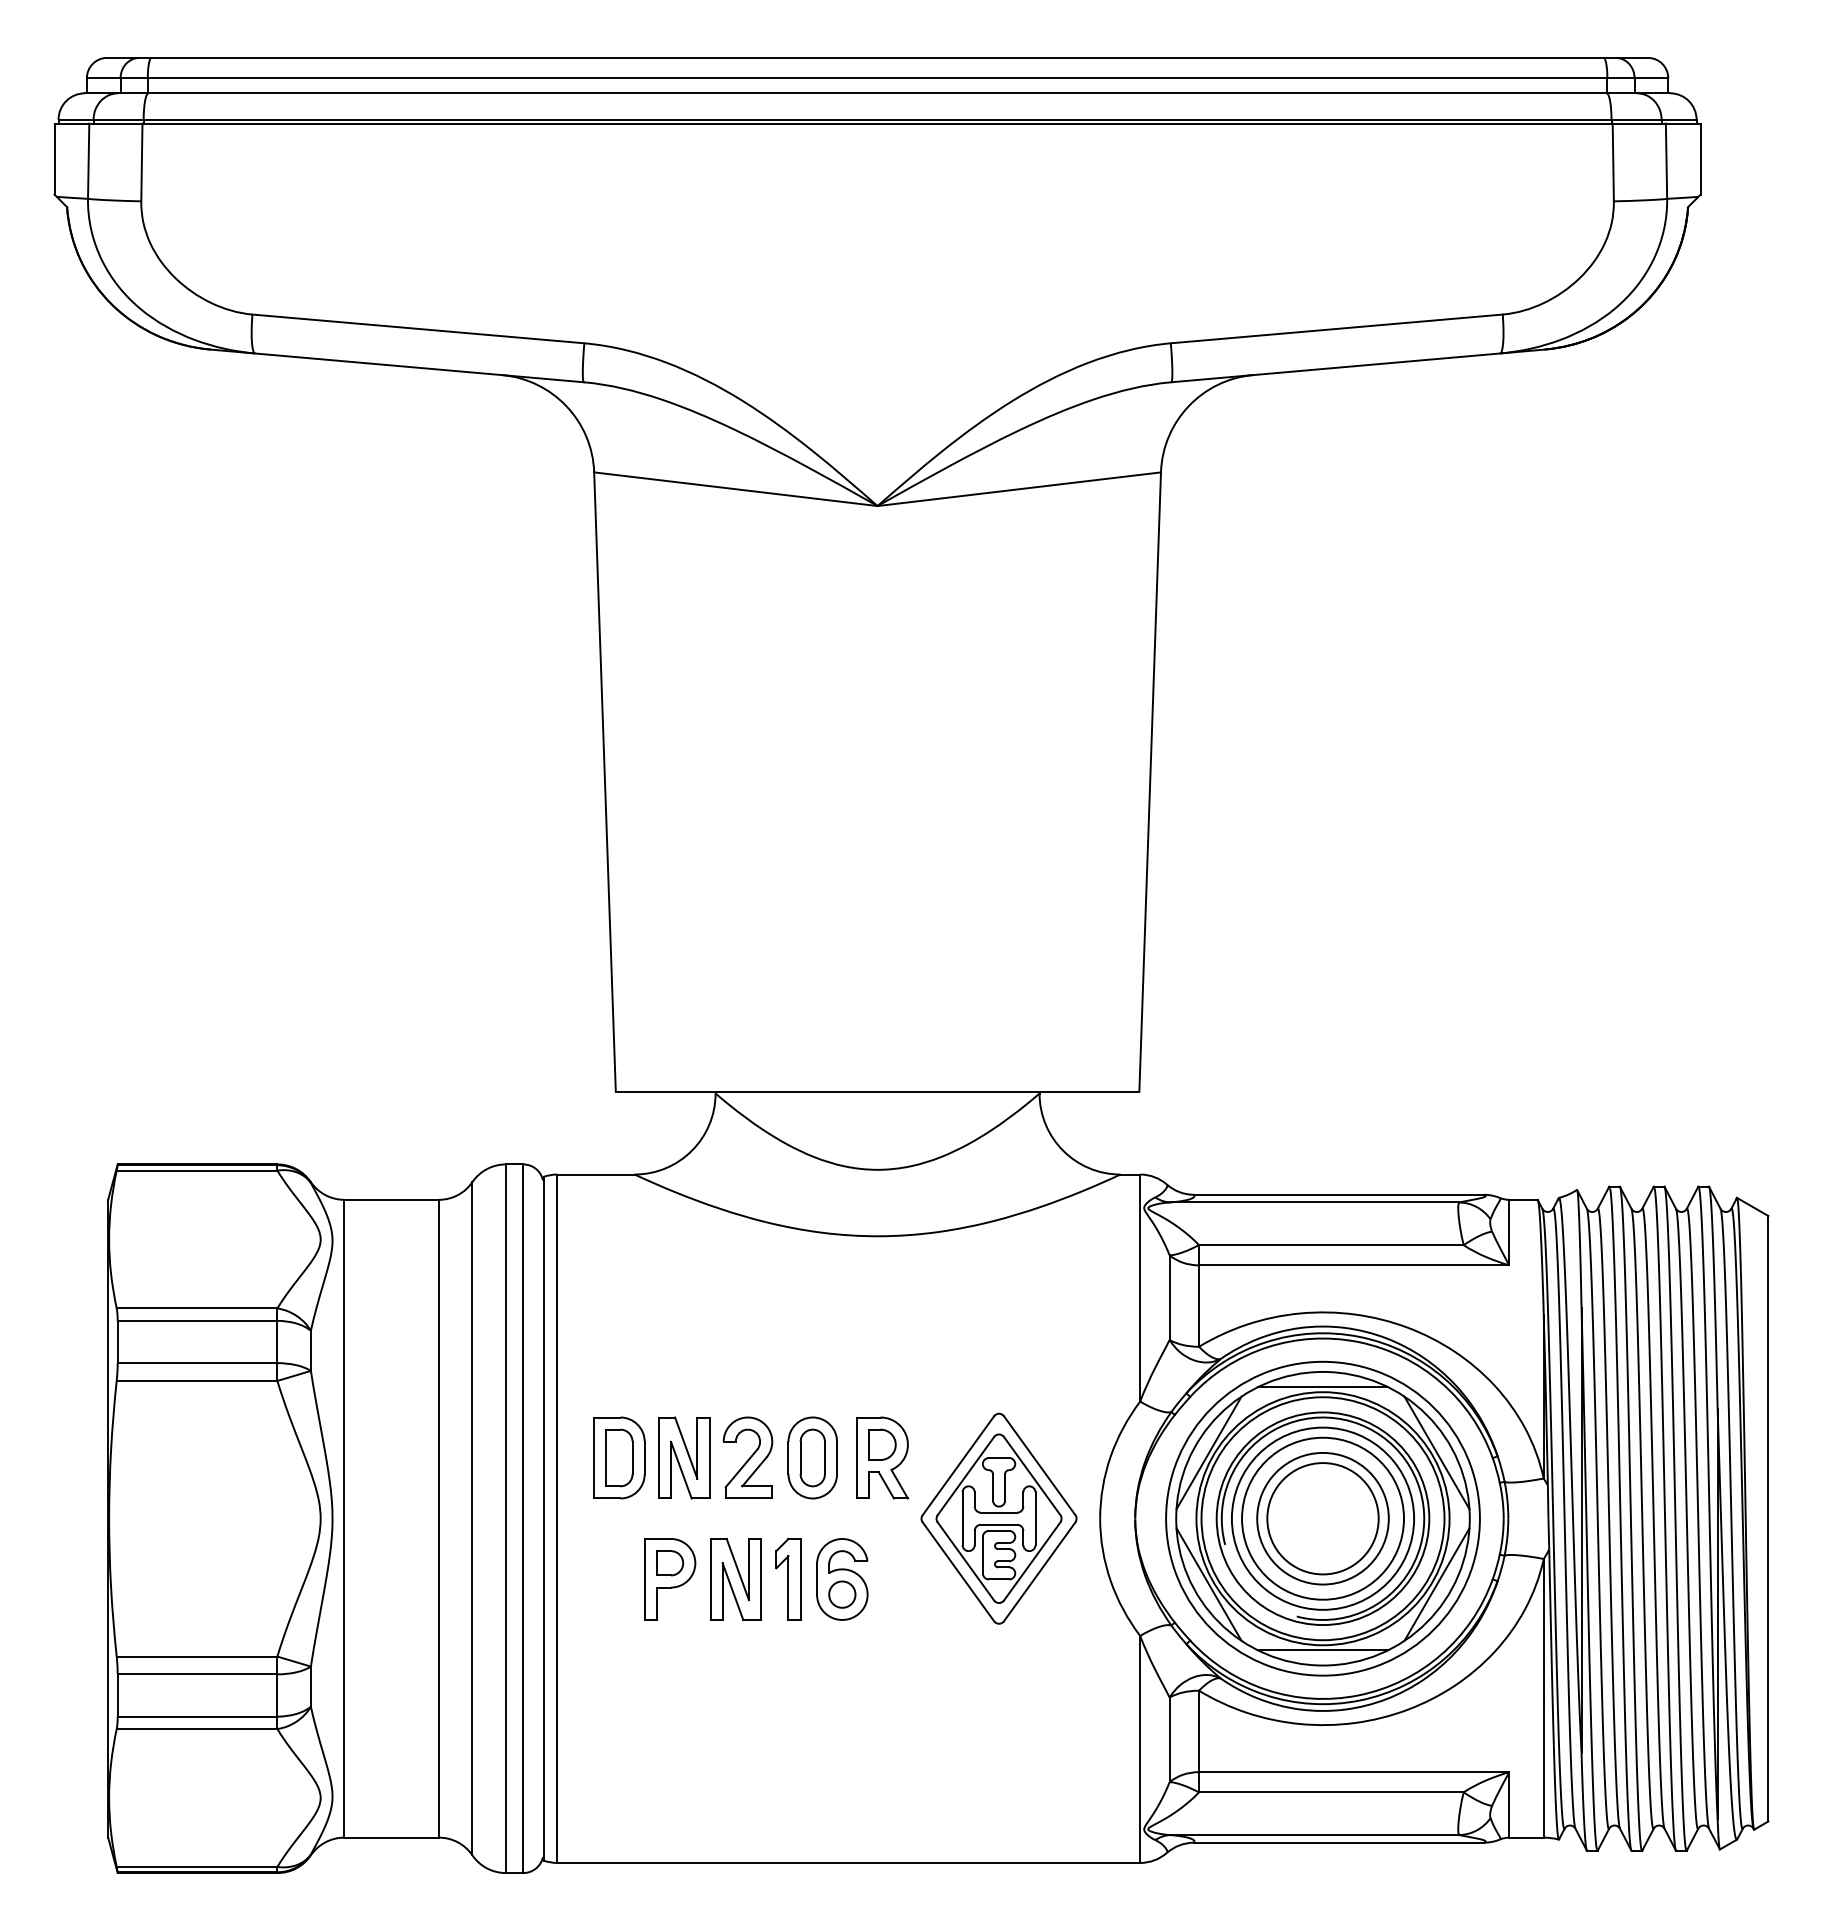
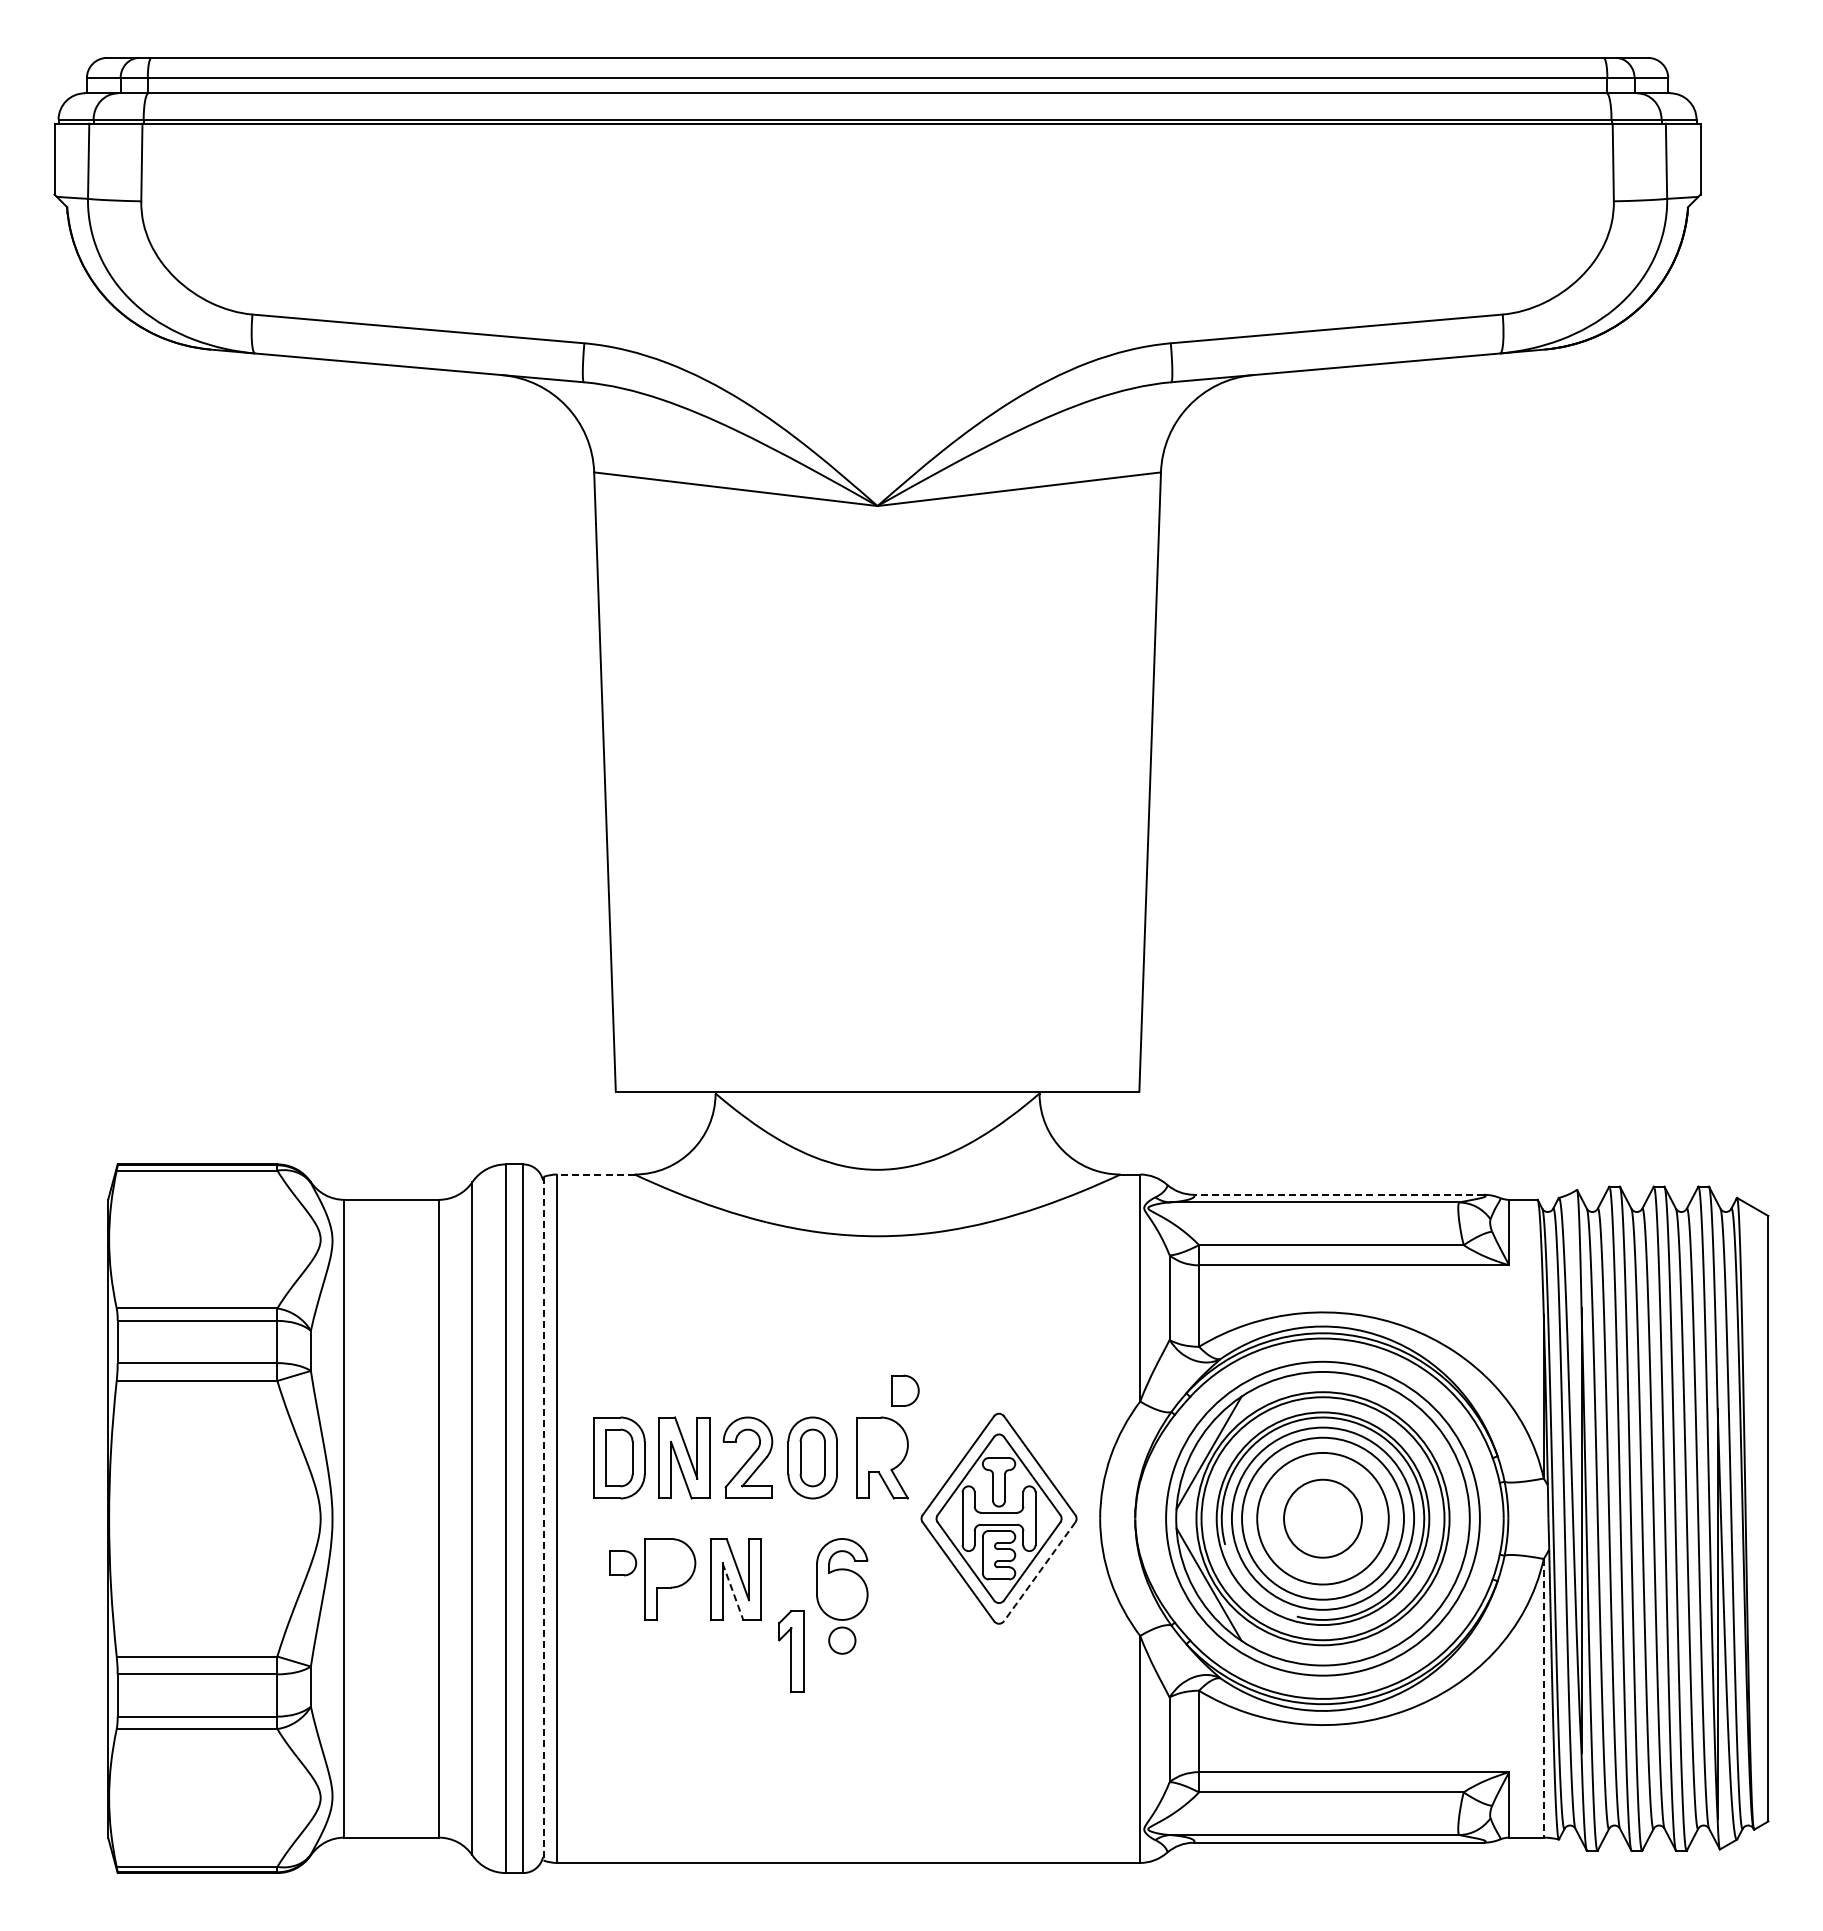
line: solid -> dashed (595, 1174)
line: solid -> dashed (1338, 1194)
line: present -> none (1323, 1387)
part position: (882, 1444) -> (905, 1390) (905, 1390)
line: present -> none (1436, 1452)
line: solid -> dashed (543, 1518)
circle diameter: 111 px -> 78 px (1322, 1518)
part position: (670, 1563) -> (623, 1563) (623, 1563)
line: solid -> dashed (1039, 1572)
part position: (788, 1578) -> (791, 1650) (791, 1650)
line: present -> none (1436, 1584)
line: solid -> dashed (733, 1592)
circle position: (842, 1594) -> (842, 1640) (842, 1640)
line: present -> none (1323, 1650)
line: solid -> dashed (1543, 1698)
